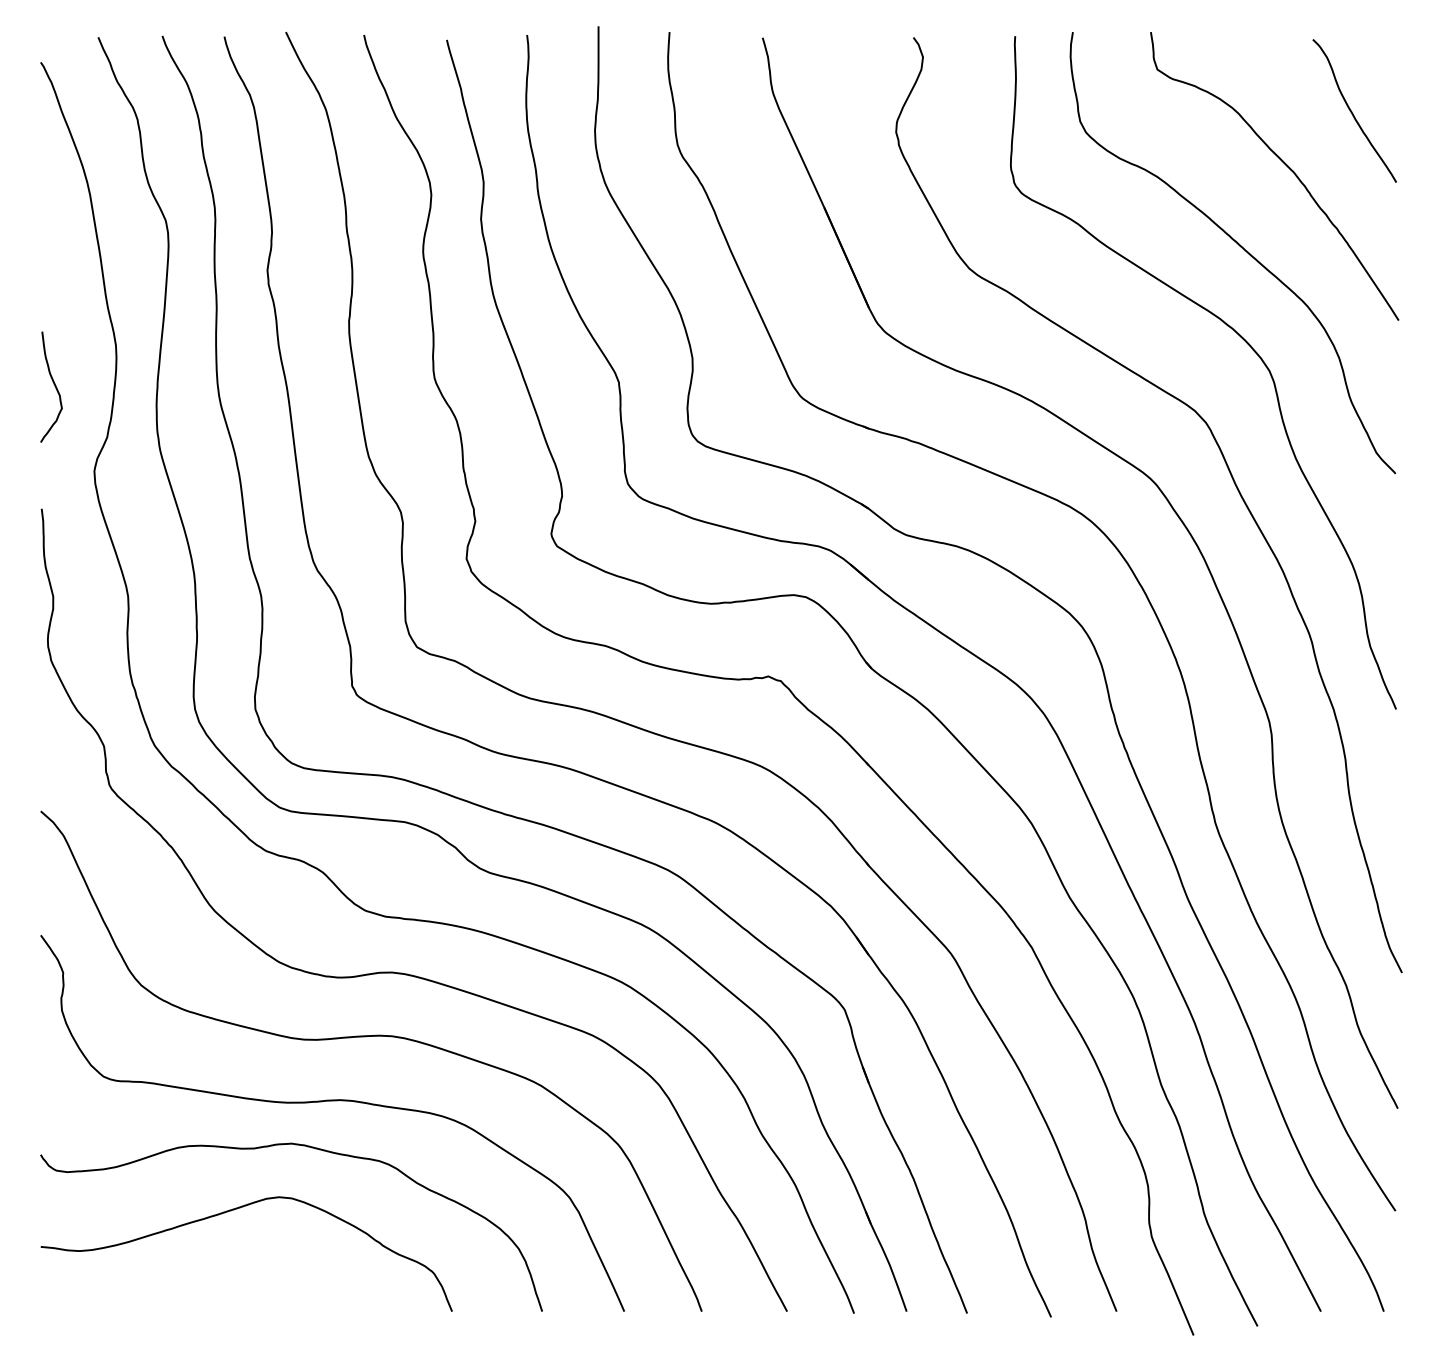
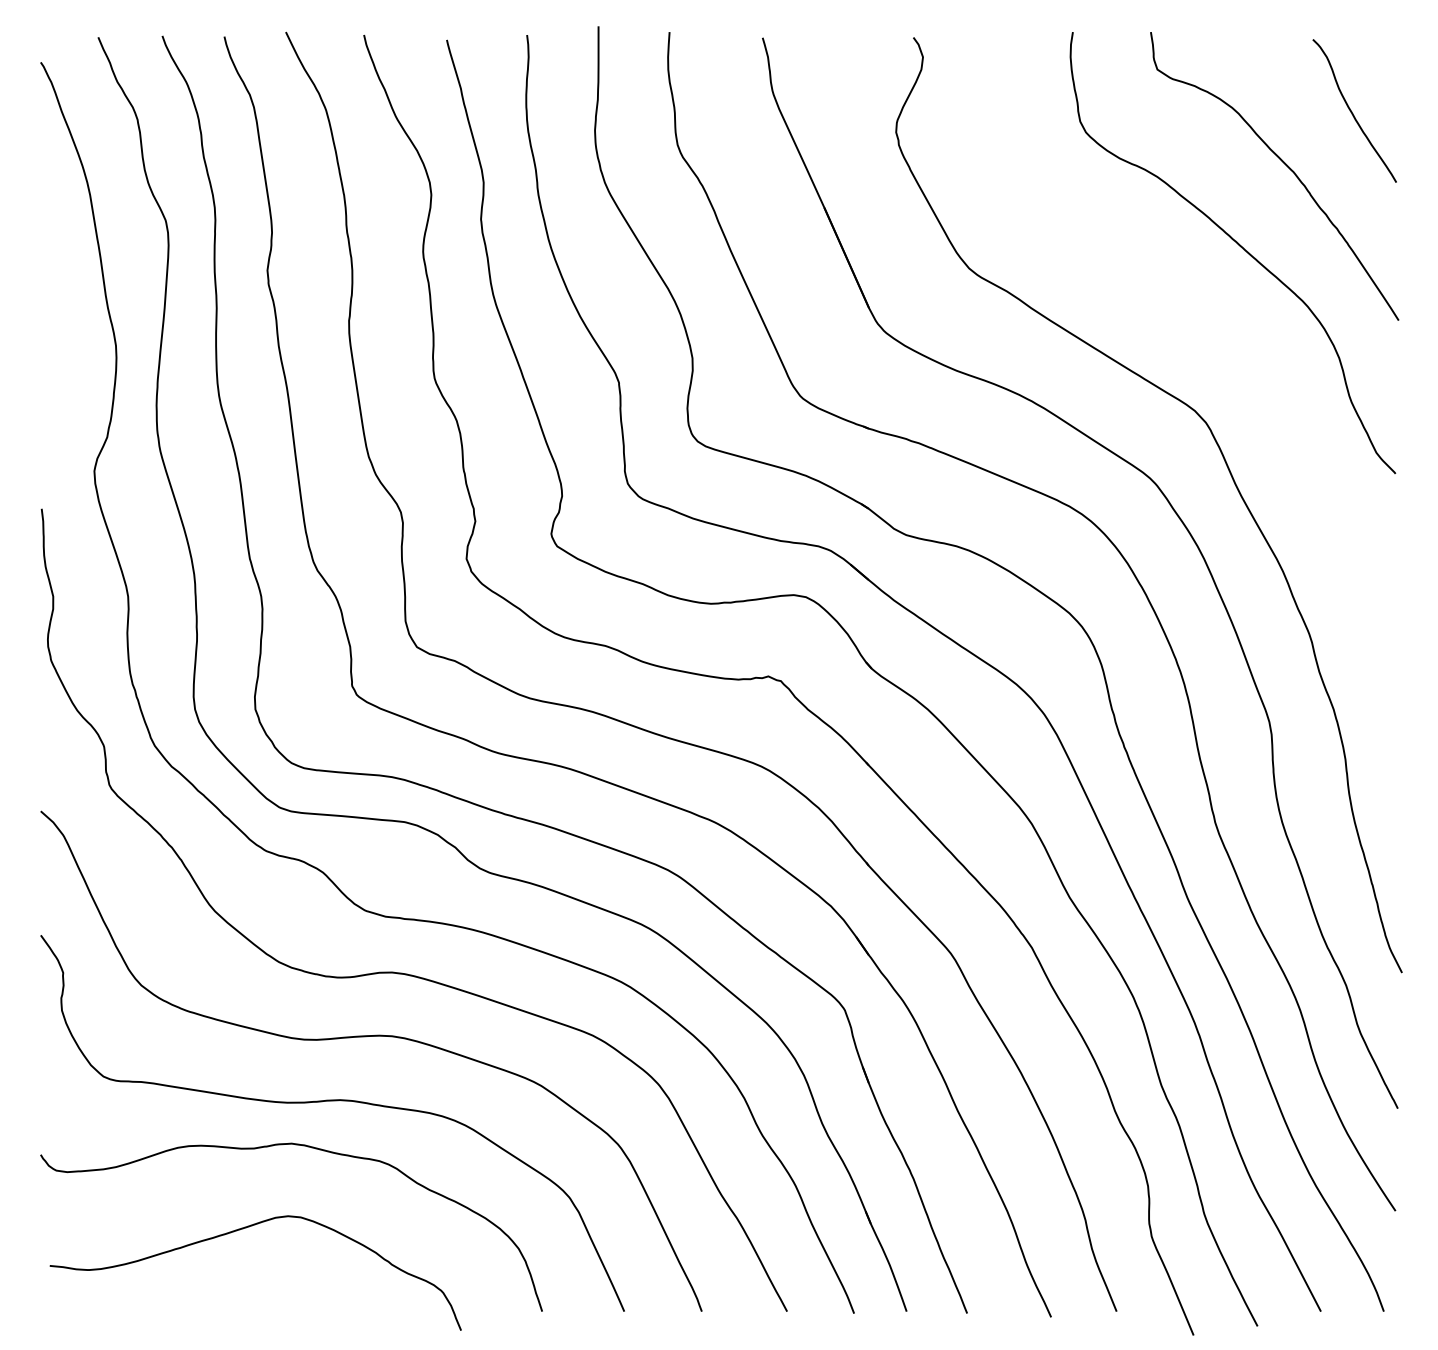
curve: present -> none (1239, 336)
curve: present -> none (53, 384)
curve position: (231, 1211) -> (240, 1230) (240, 1230)
